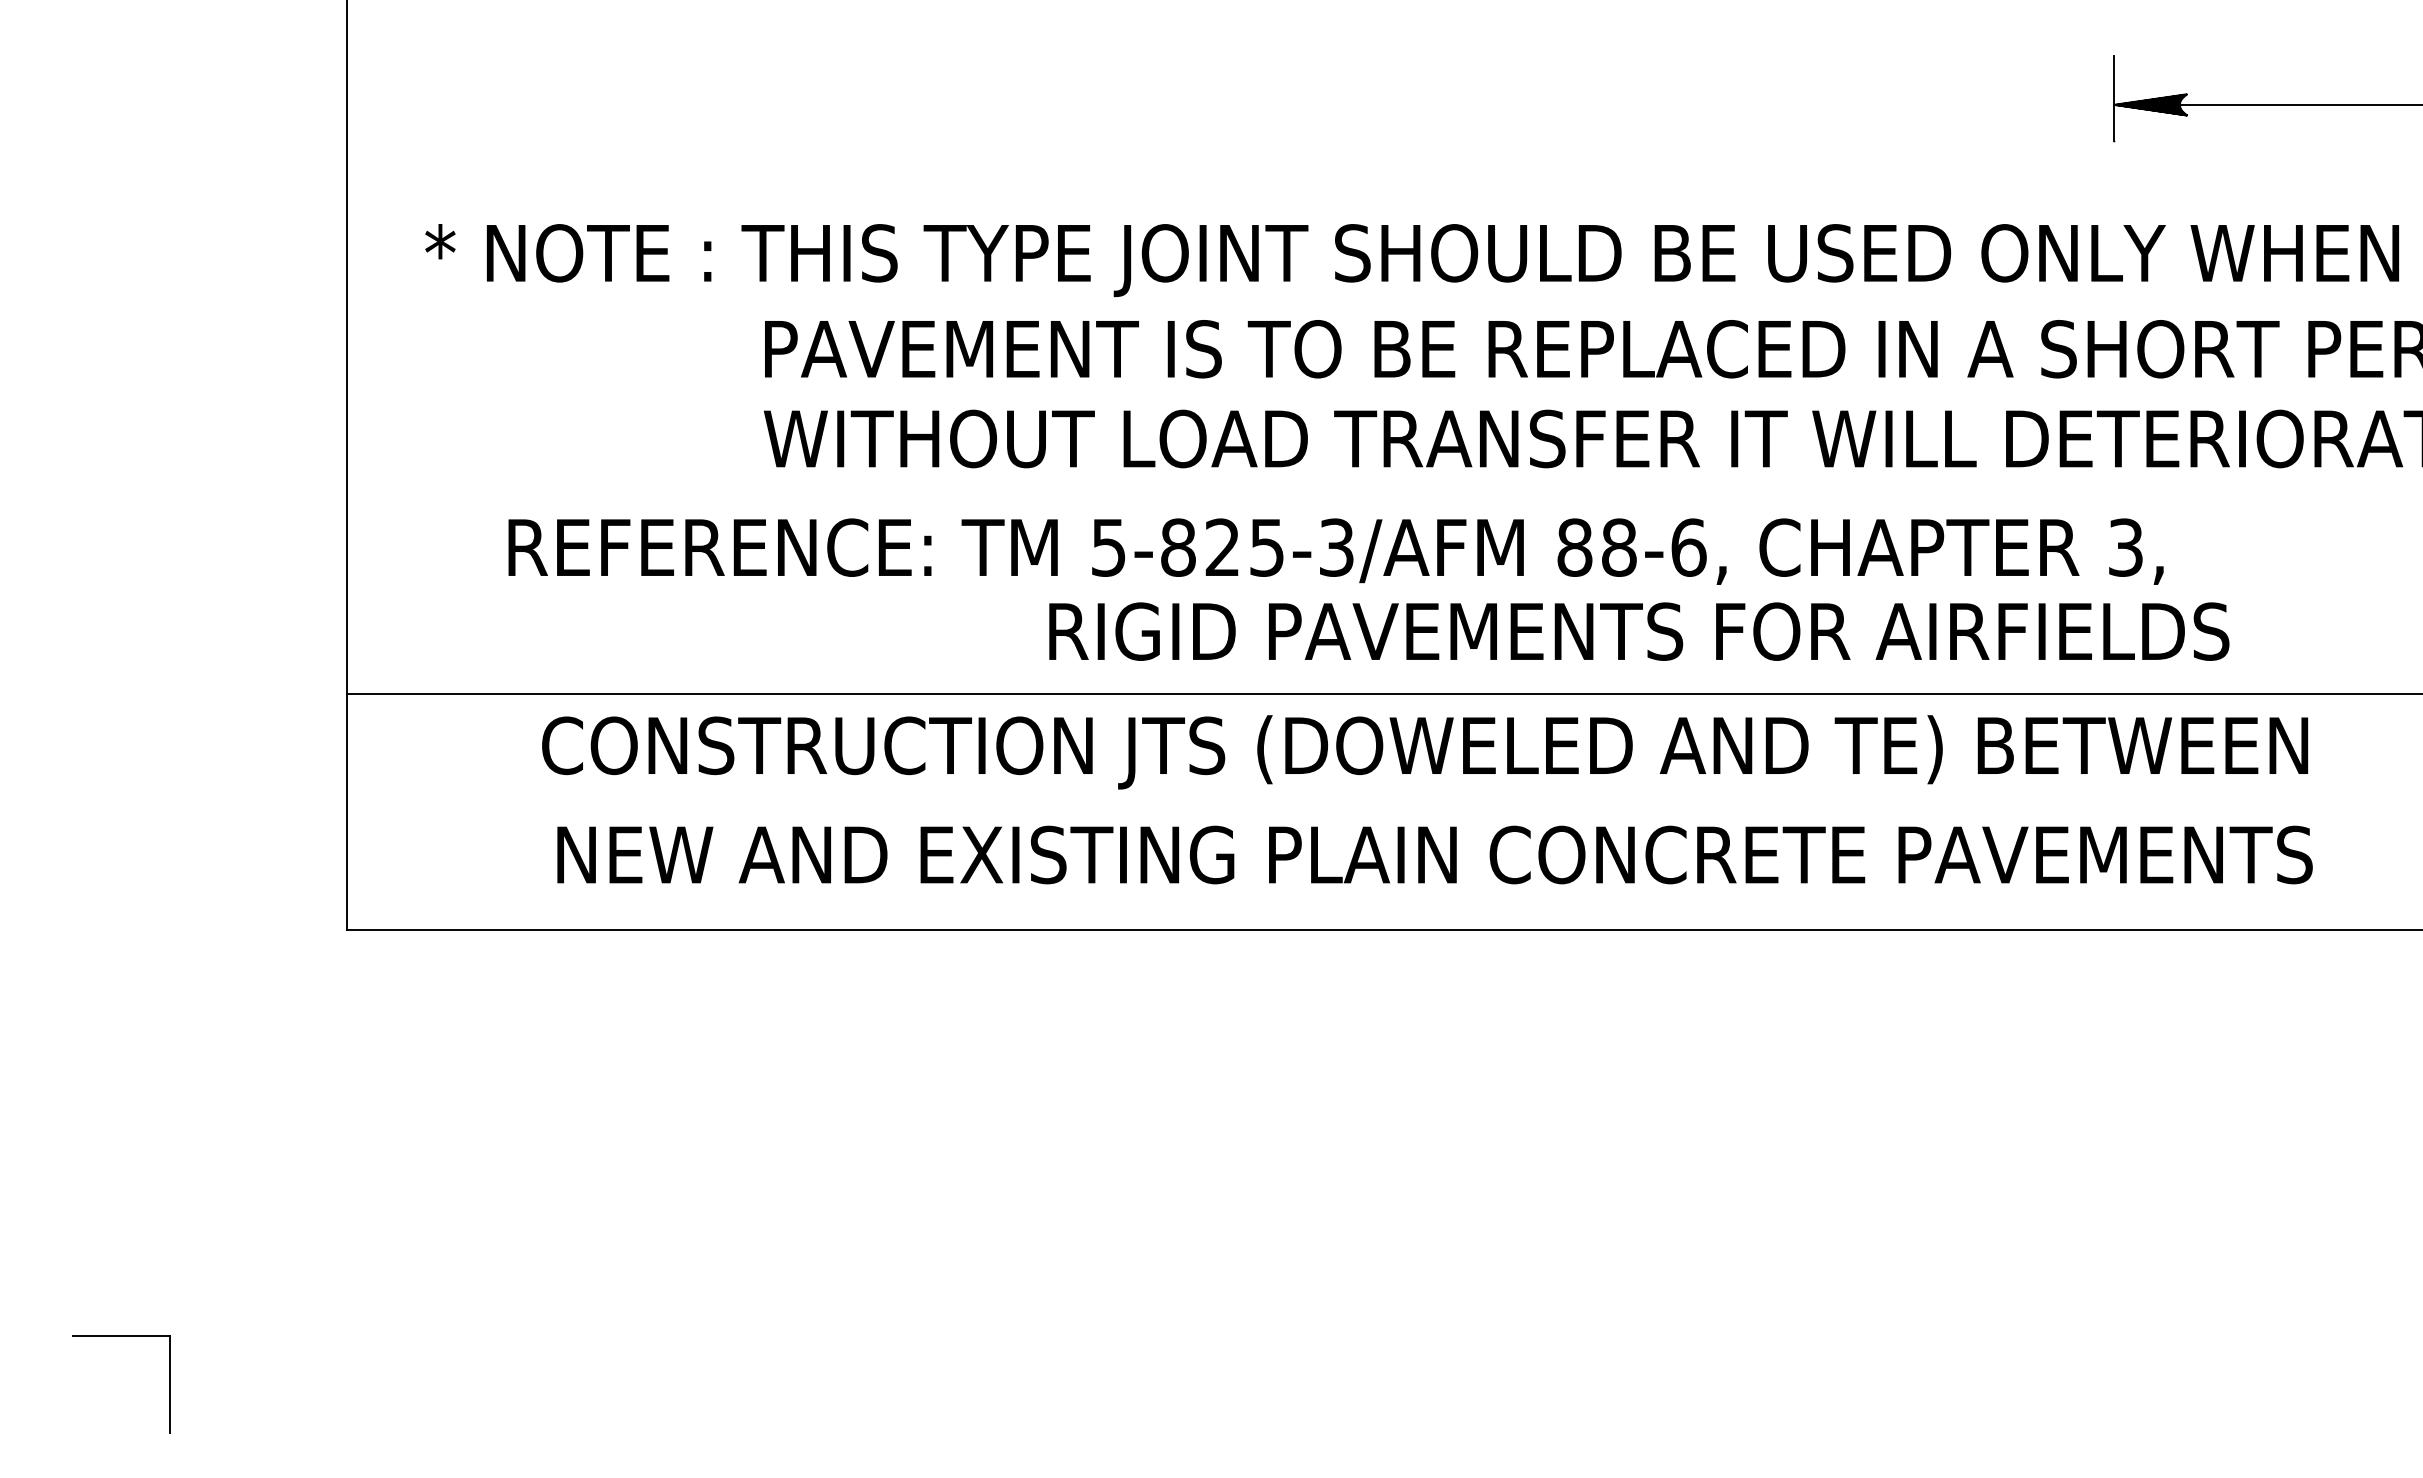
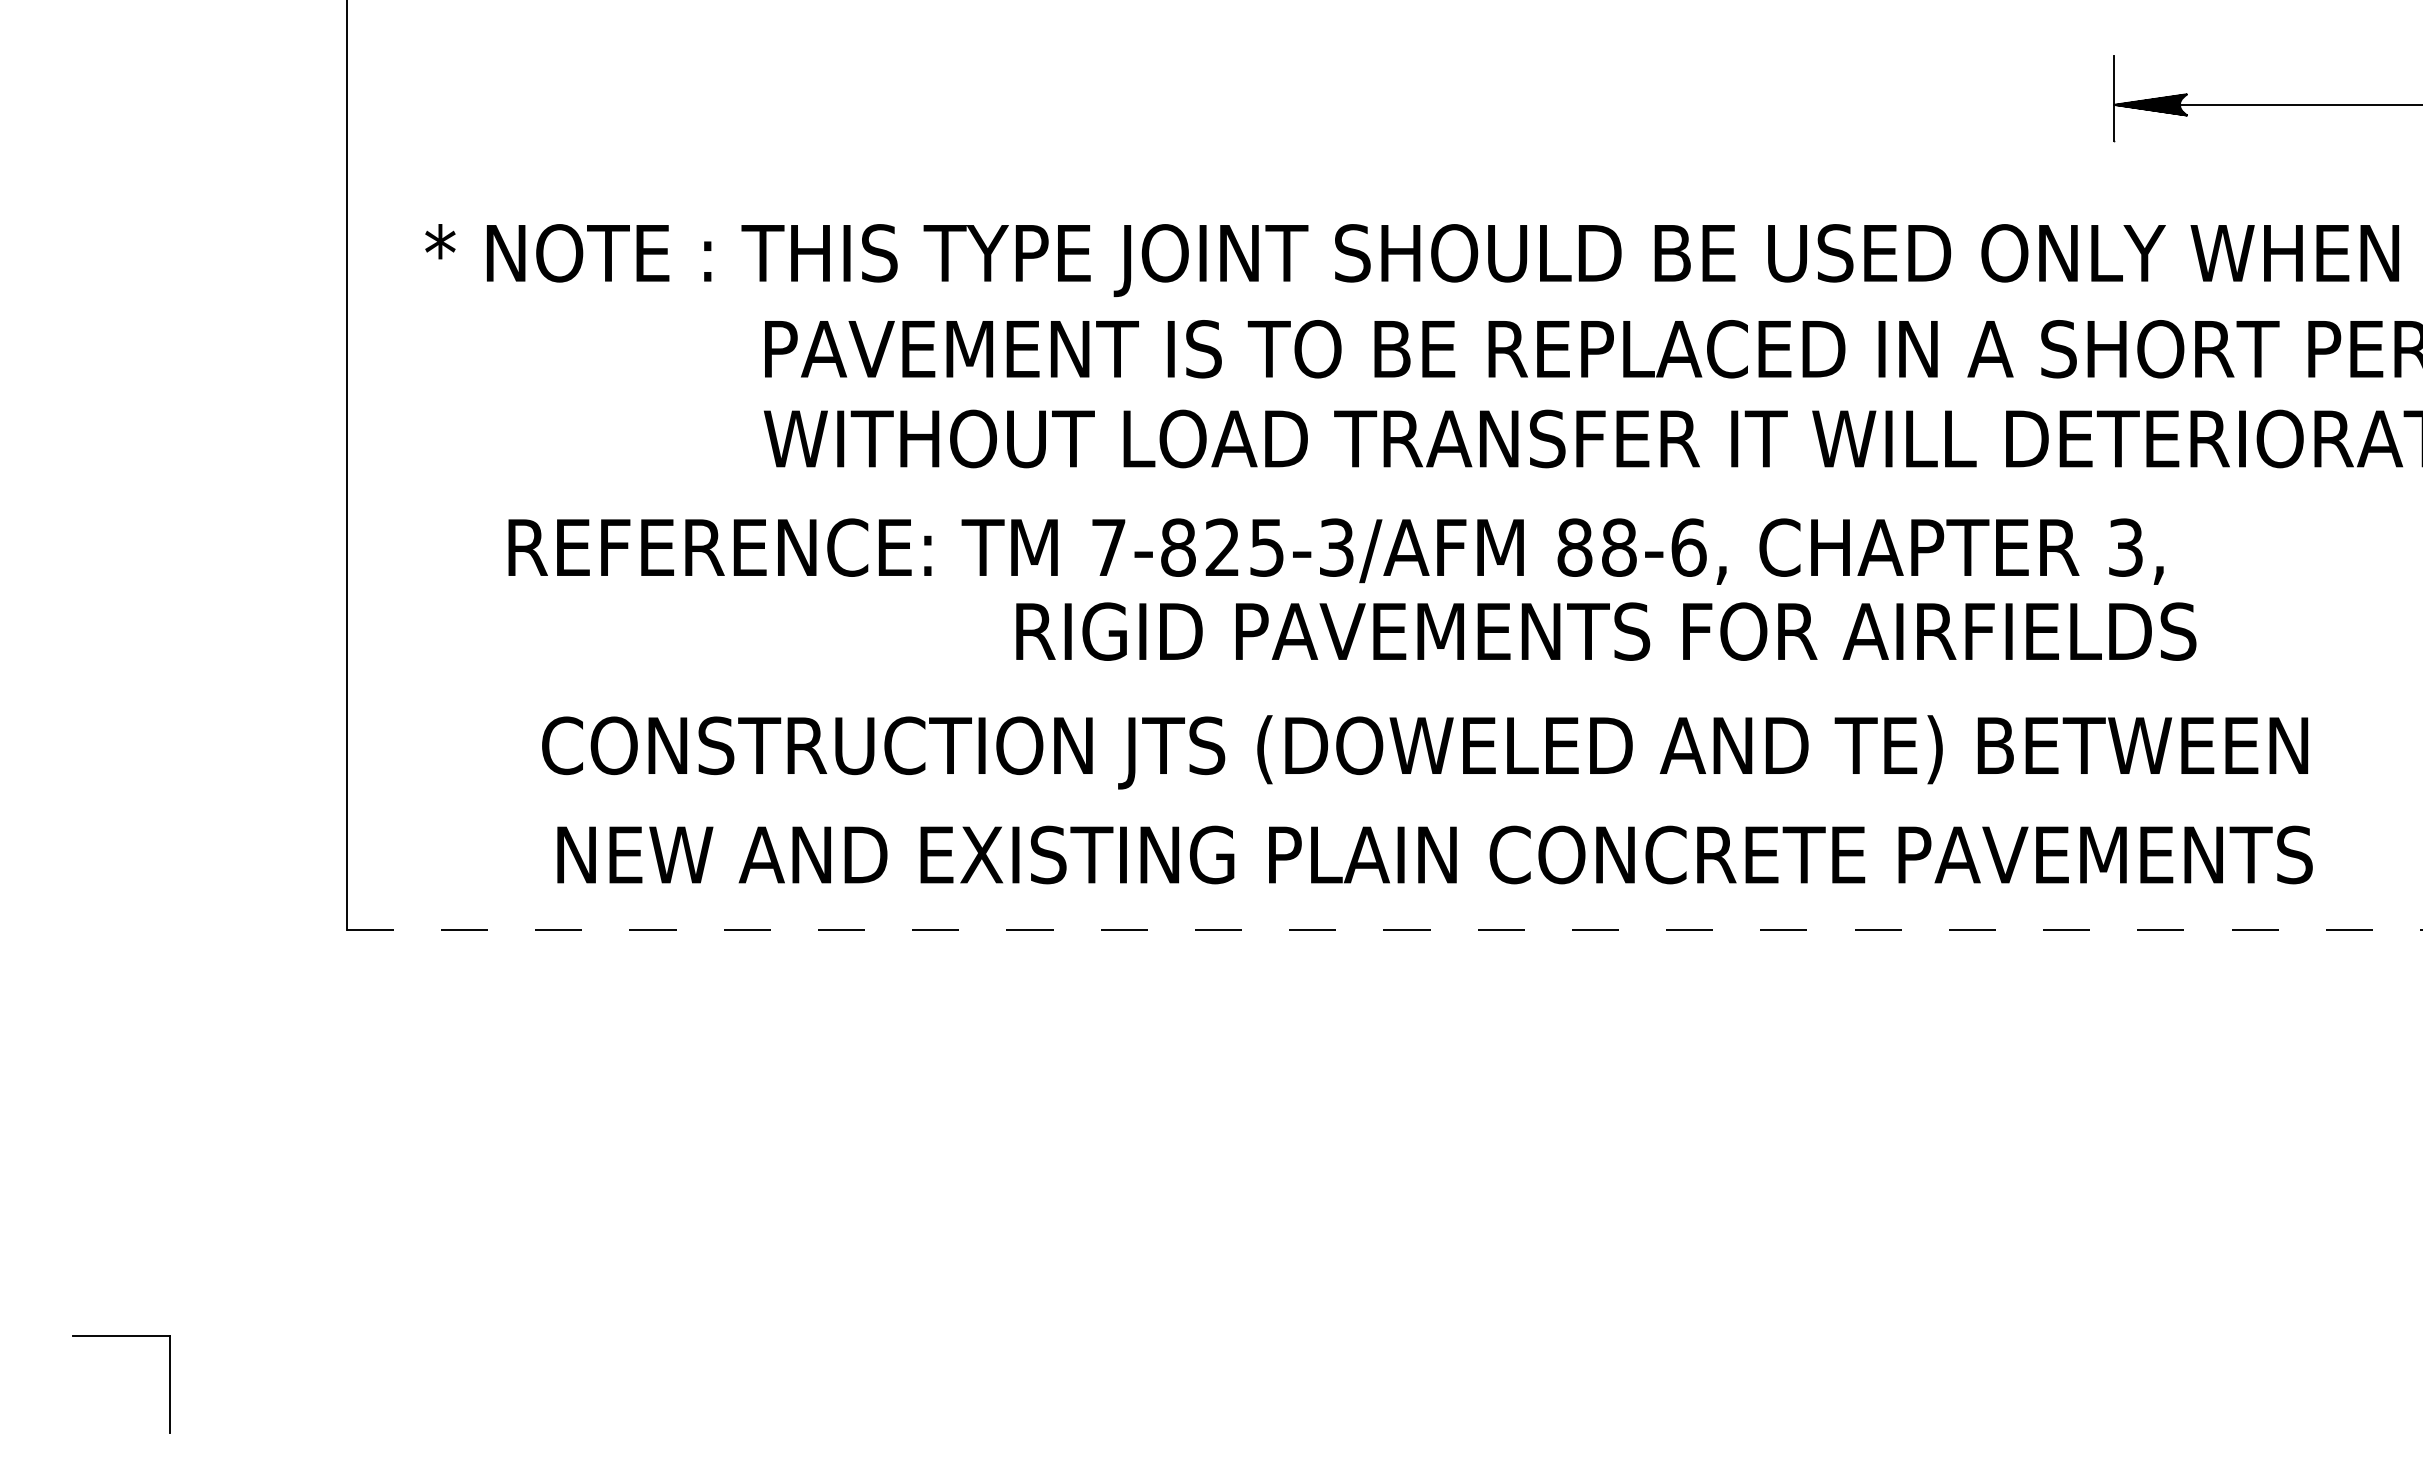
text: 5-825-3/AFM -> 7-825-3/AFM (1108, 547)
text position: (1639, 631) -> (1606, 631) (1606, 631)
line: present -> none (1382, 694)
line: solid -> dashed (1384, 929)
